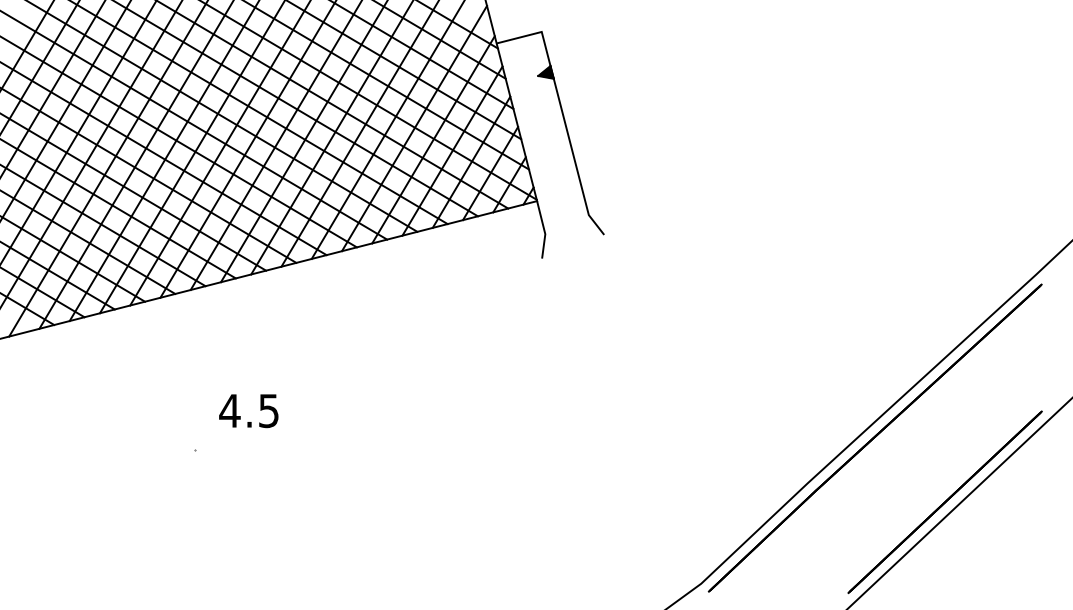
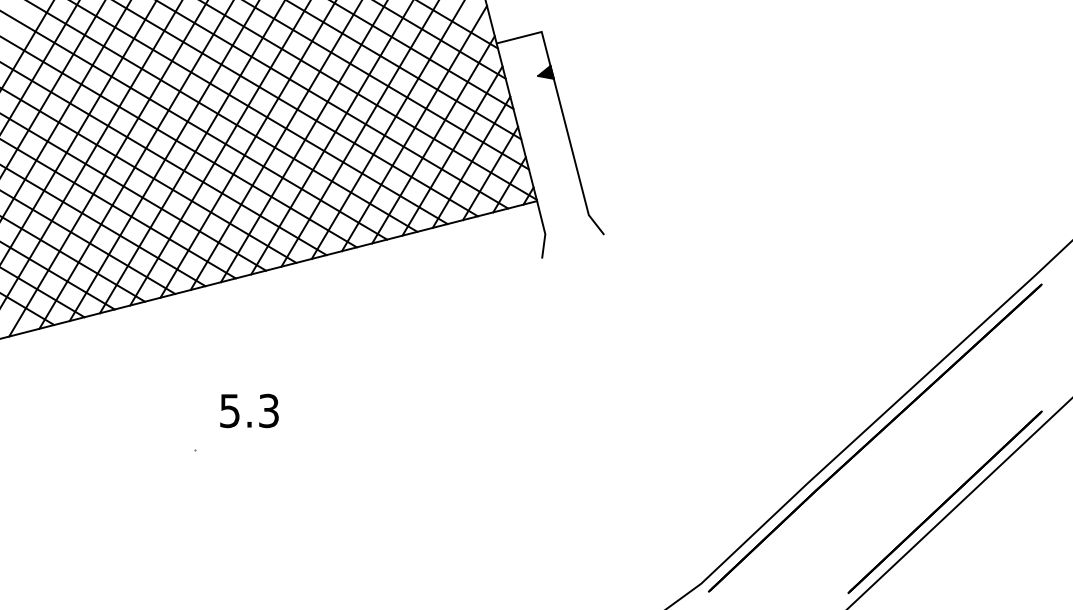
text: 4.5 -> 5.3 (248, 410)
